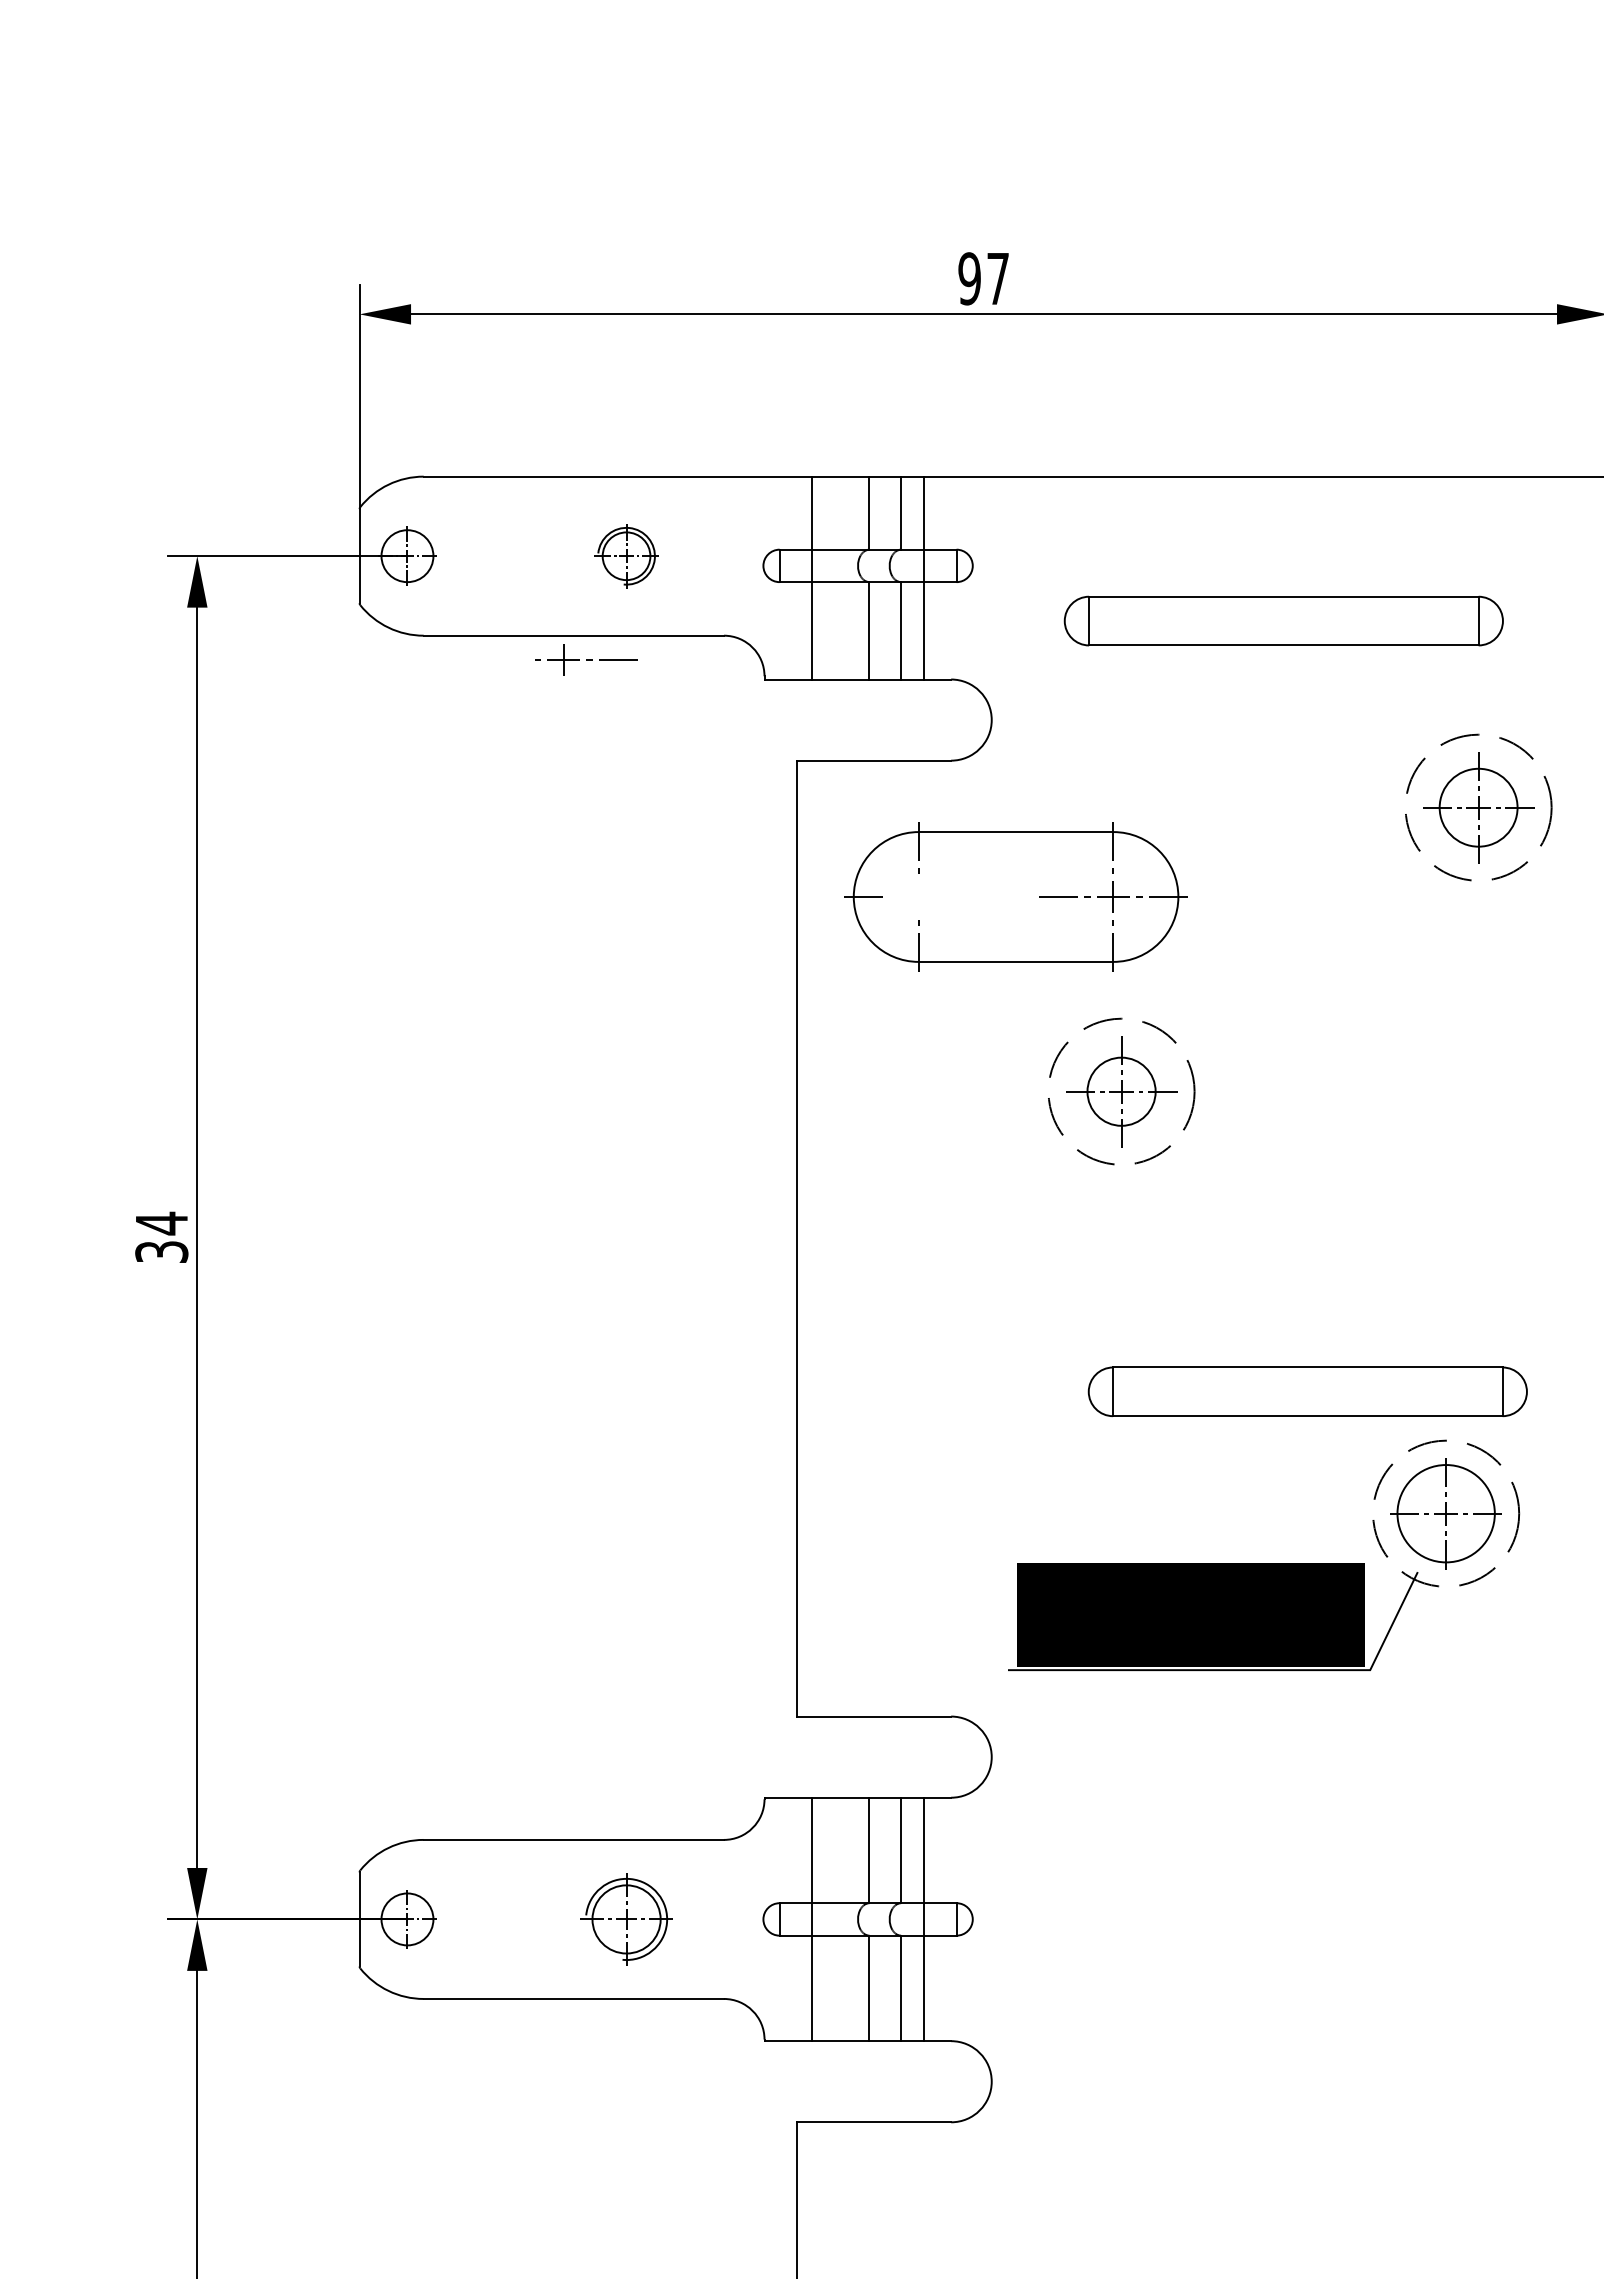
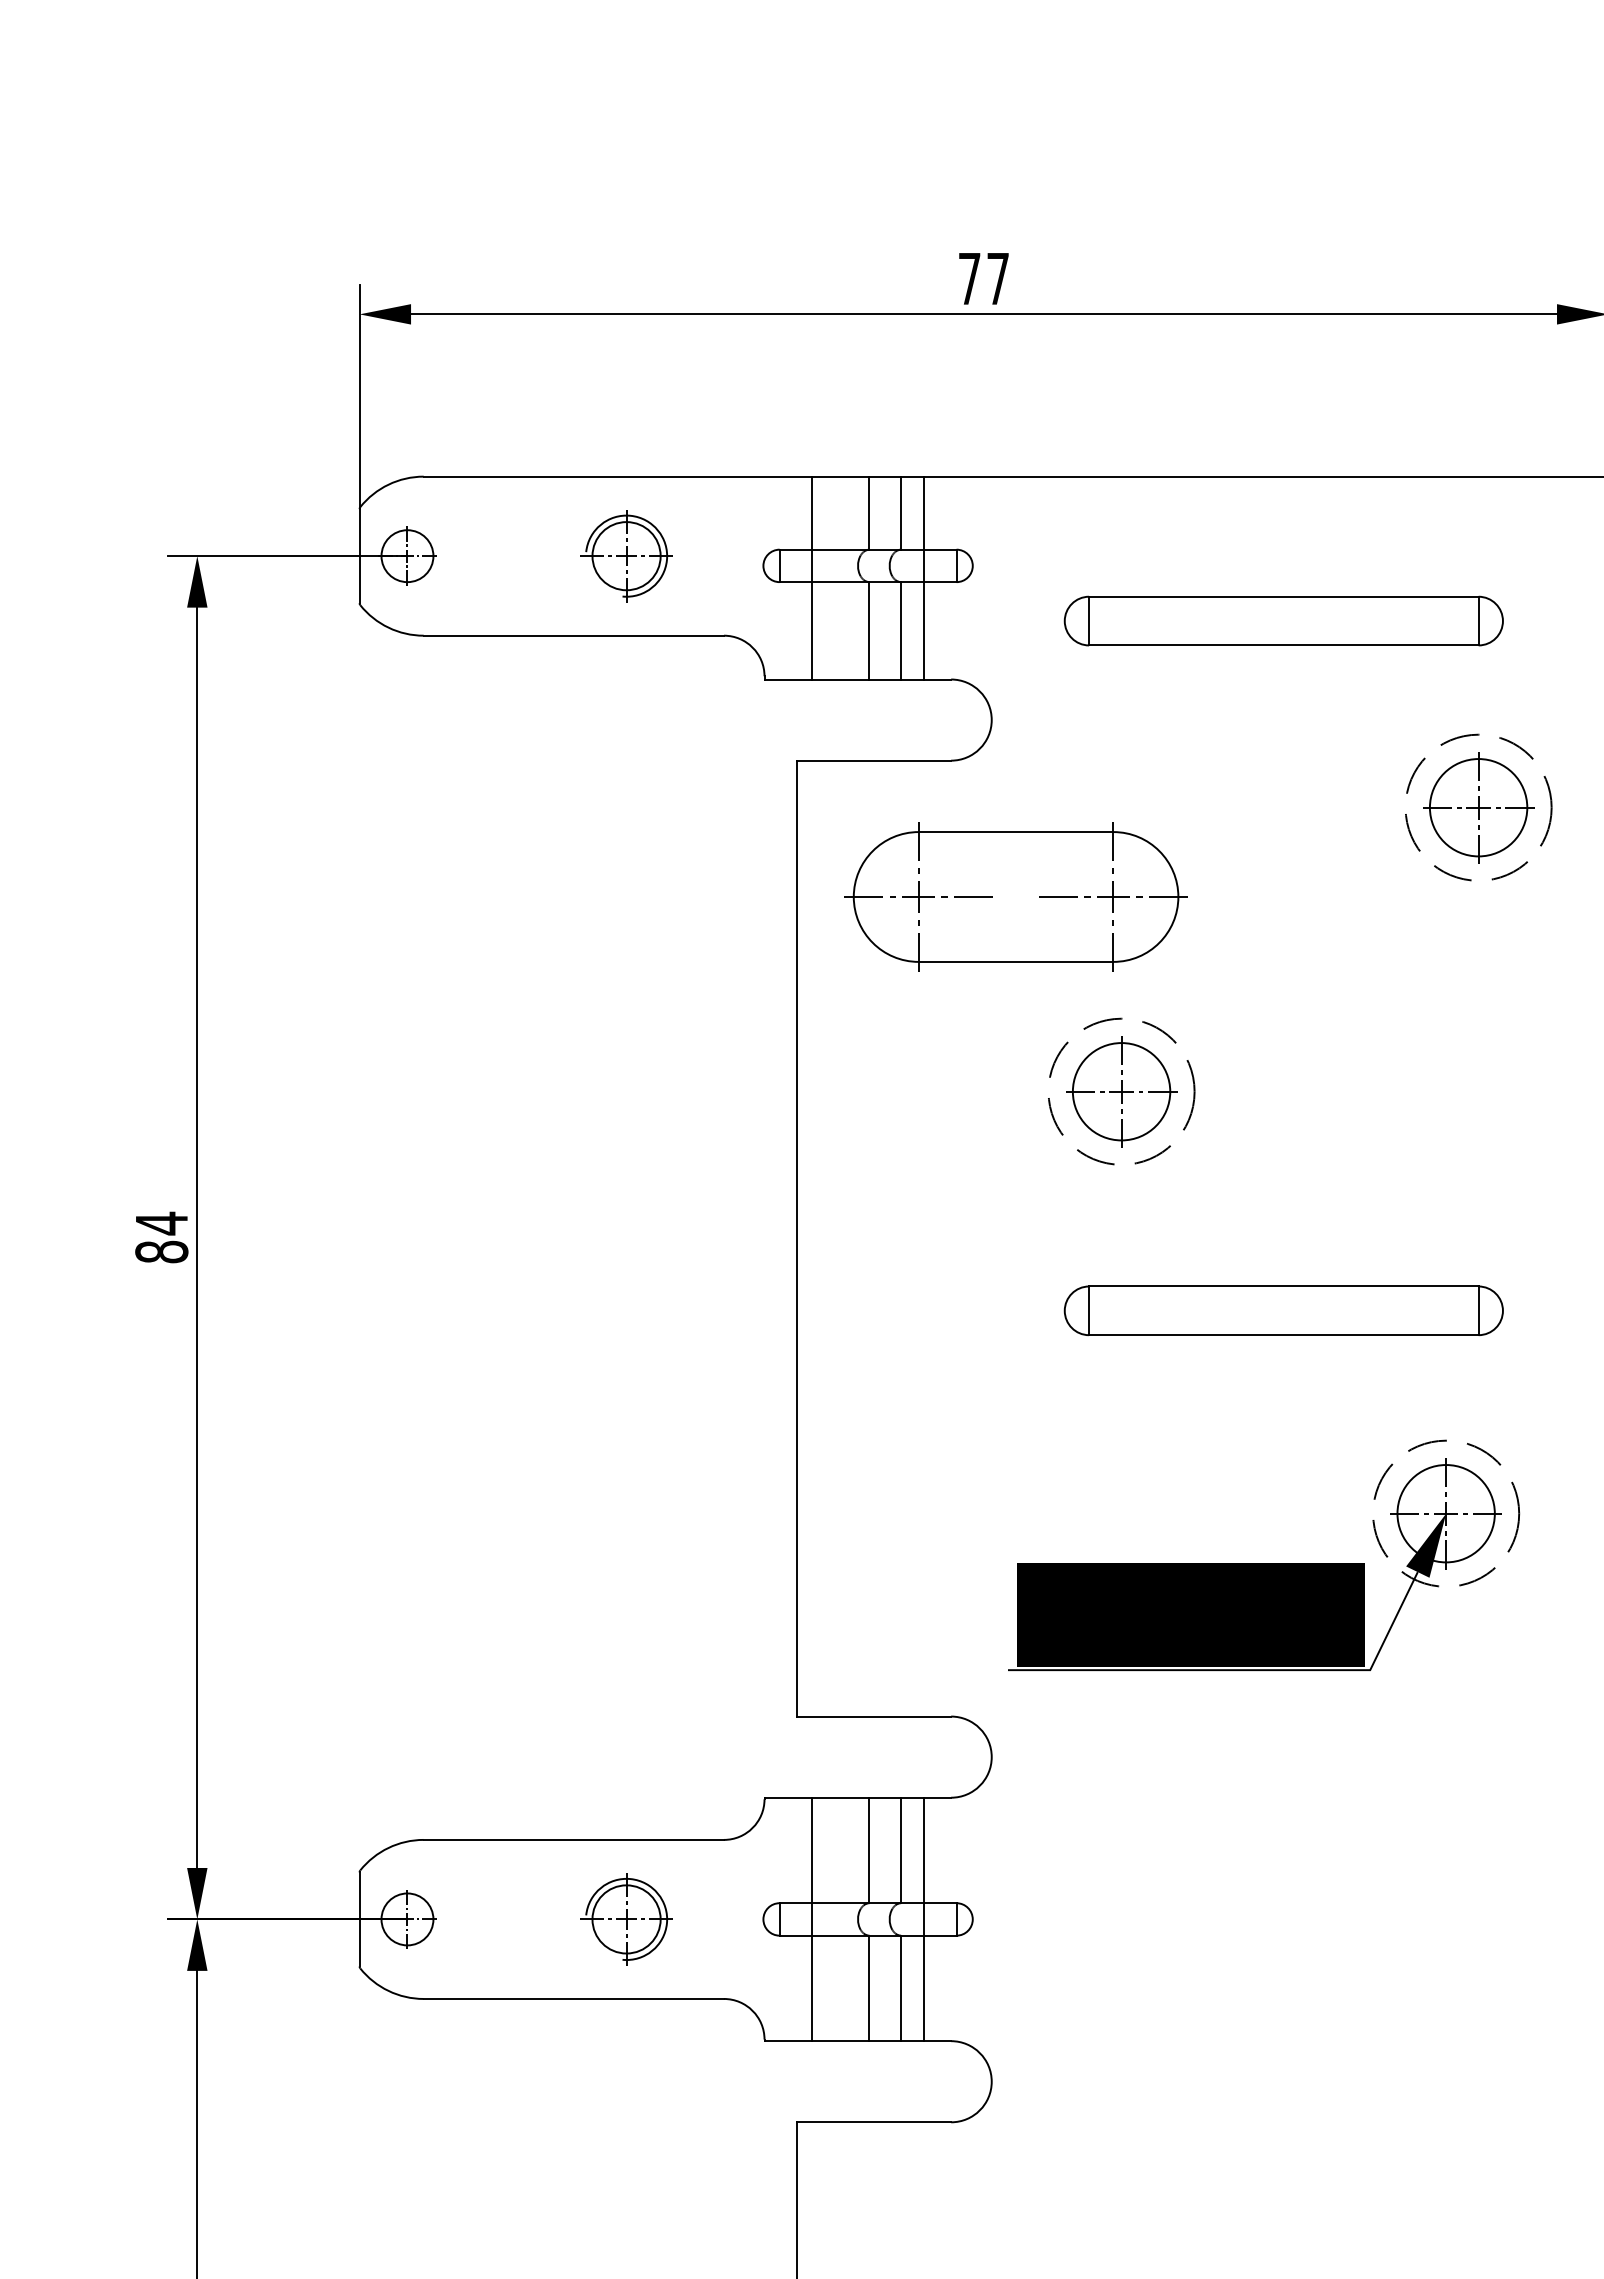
text: 97 -> 77 (969, 278)
part size: 65x65 px -> 93x93 px (626, 556)
part position: (586, 659) -> (941, 896) (941, 896)
circle diameter: 78 px -> 97 px (1478, 807)
circle diameter: 68 px -> 97 px (1121, 1091)
text: 34 -> 84 (161, 1251)
part position: (1307, 1391) -> (1283, 1310) (1283, 1310)
fill: none -> present (1426, 1545)
